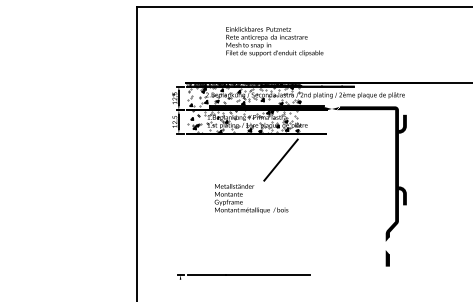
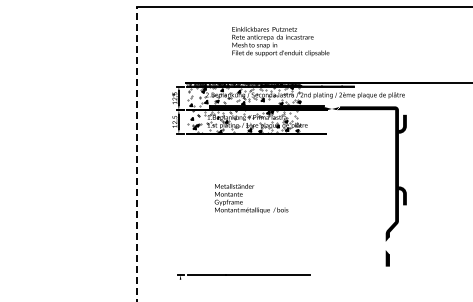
text position: (274, 41) -> (280, 41) (280, 41)
line: solid -> dashed (136, 153)
line: present -> none (280, 159)
